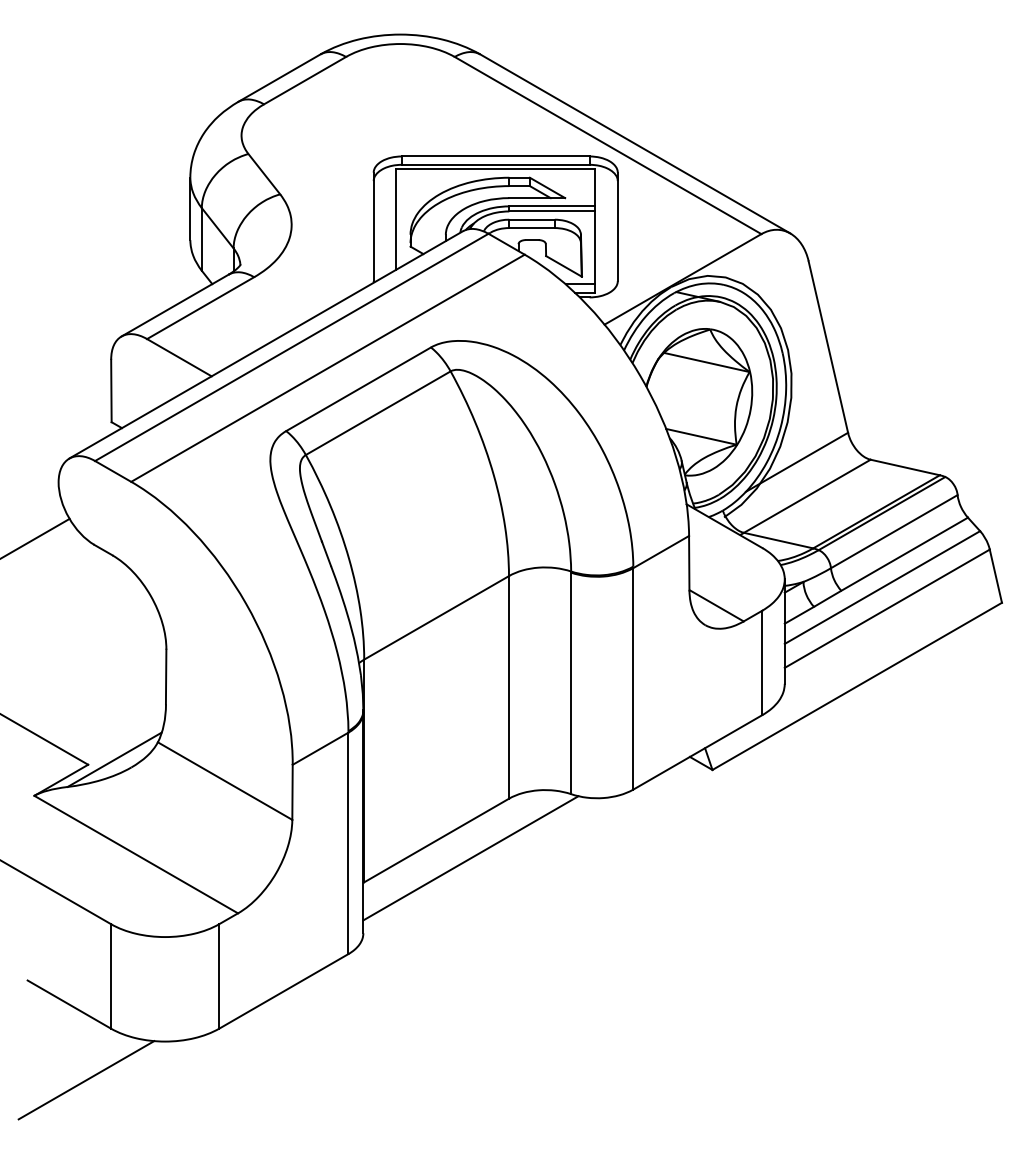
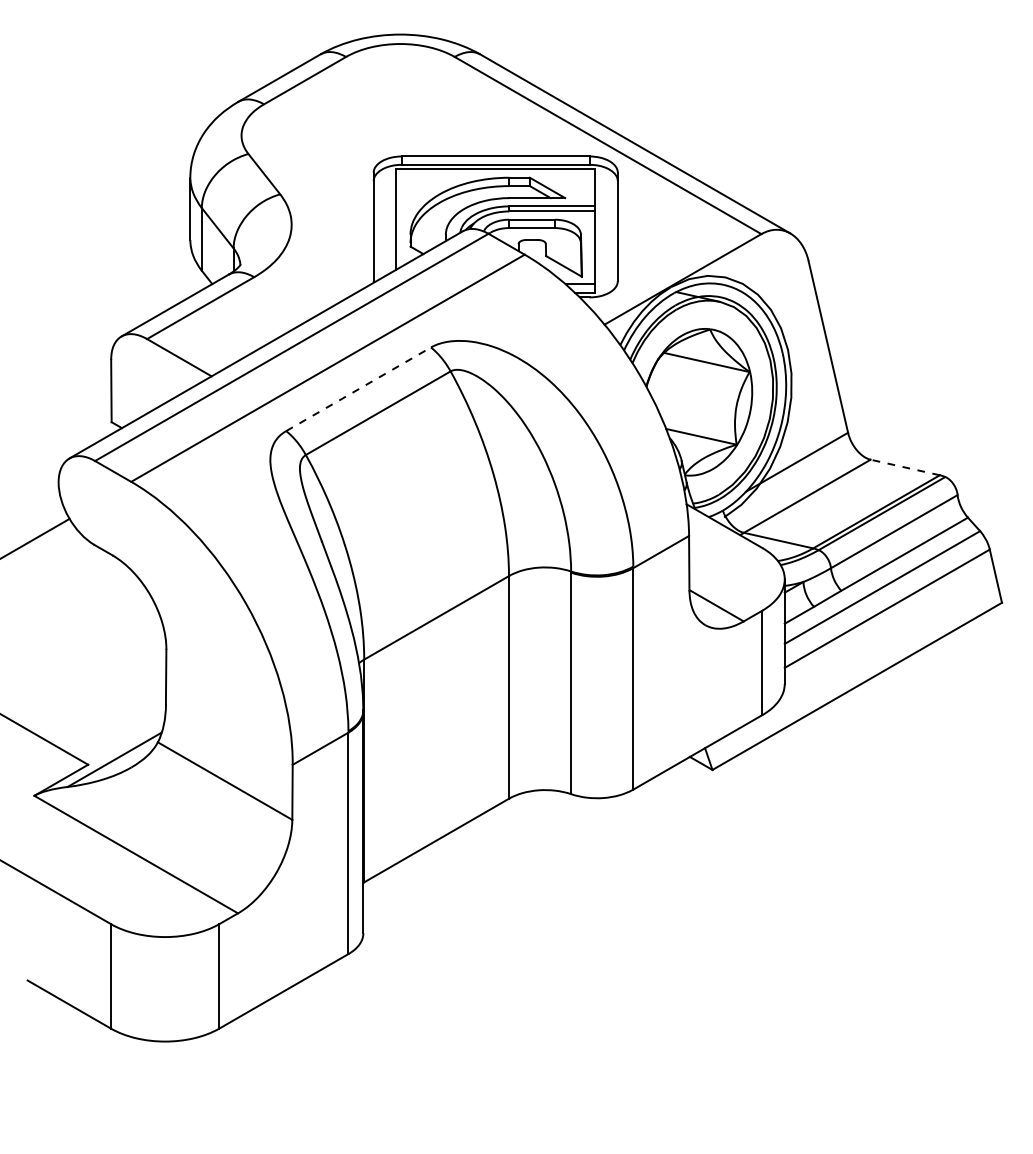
line: solid -> dashed (358, 389)
line: solid -> dashed (904, 467)
line: present -> none (470, 858)
line: present -> none (86, 1080)
